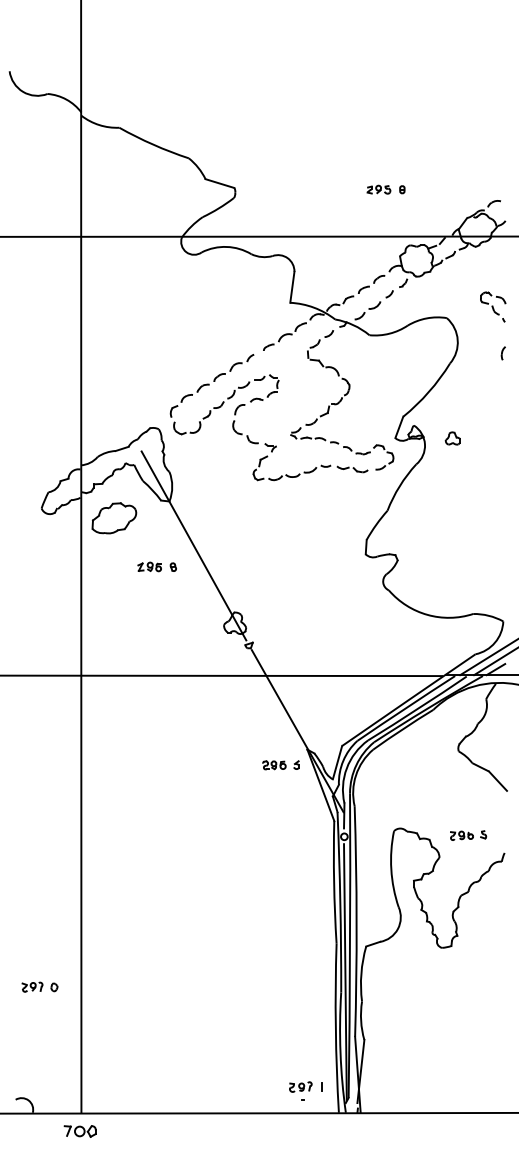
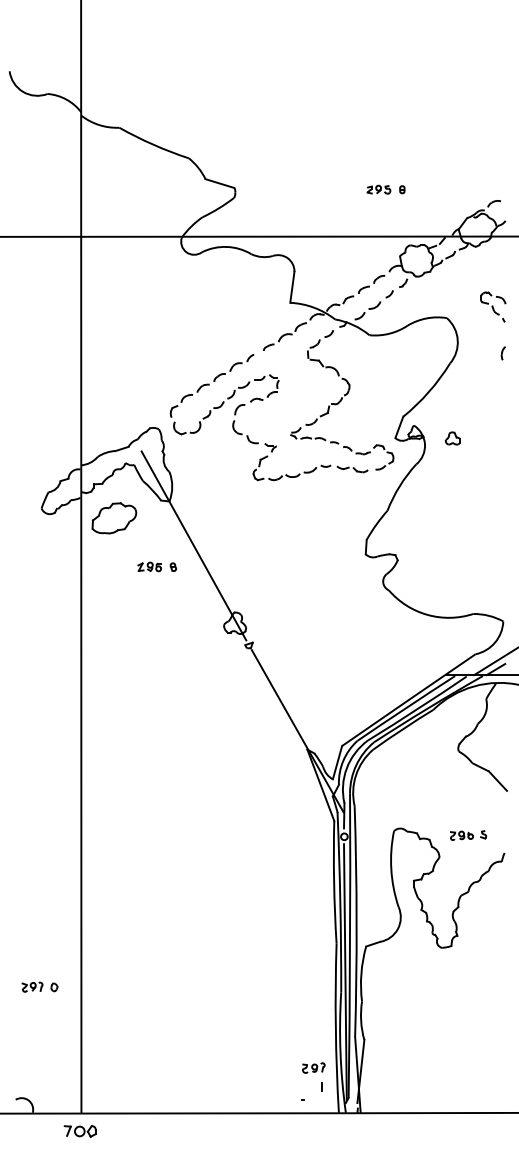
line: present -> none (487, 657)
line: present -> none (222, 675)
part: present -> none (280, 765)
part position: (300, 1086) -> (313, 1067) (313, 1067)
